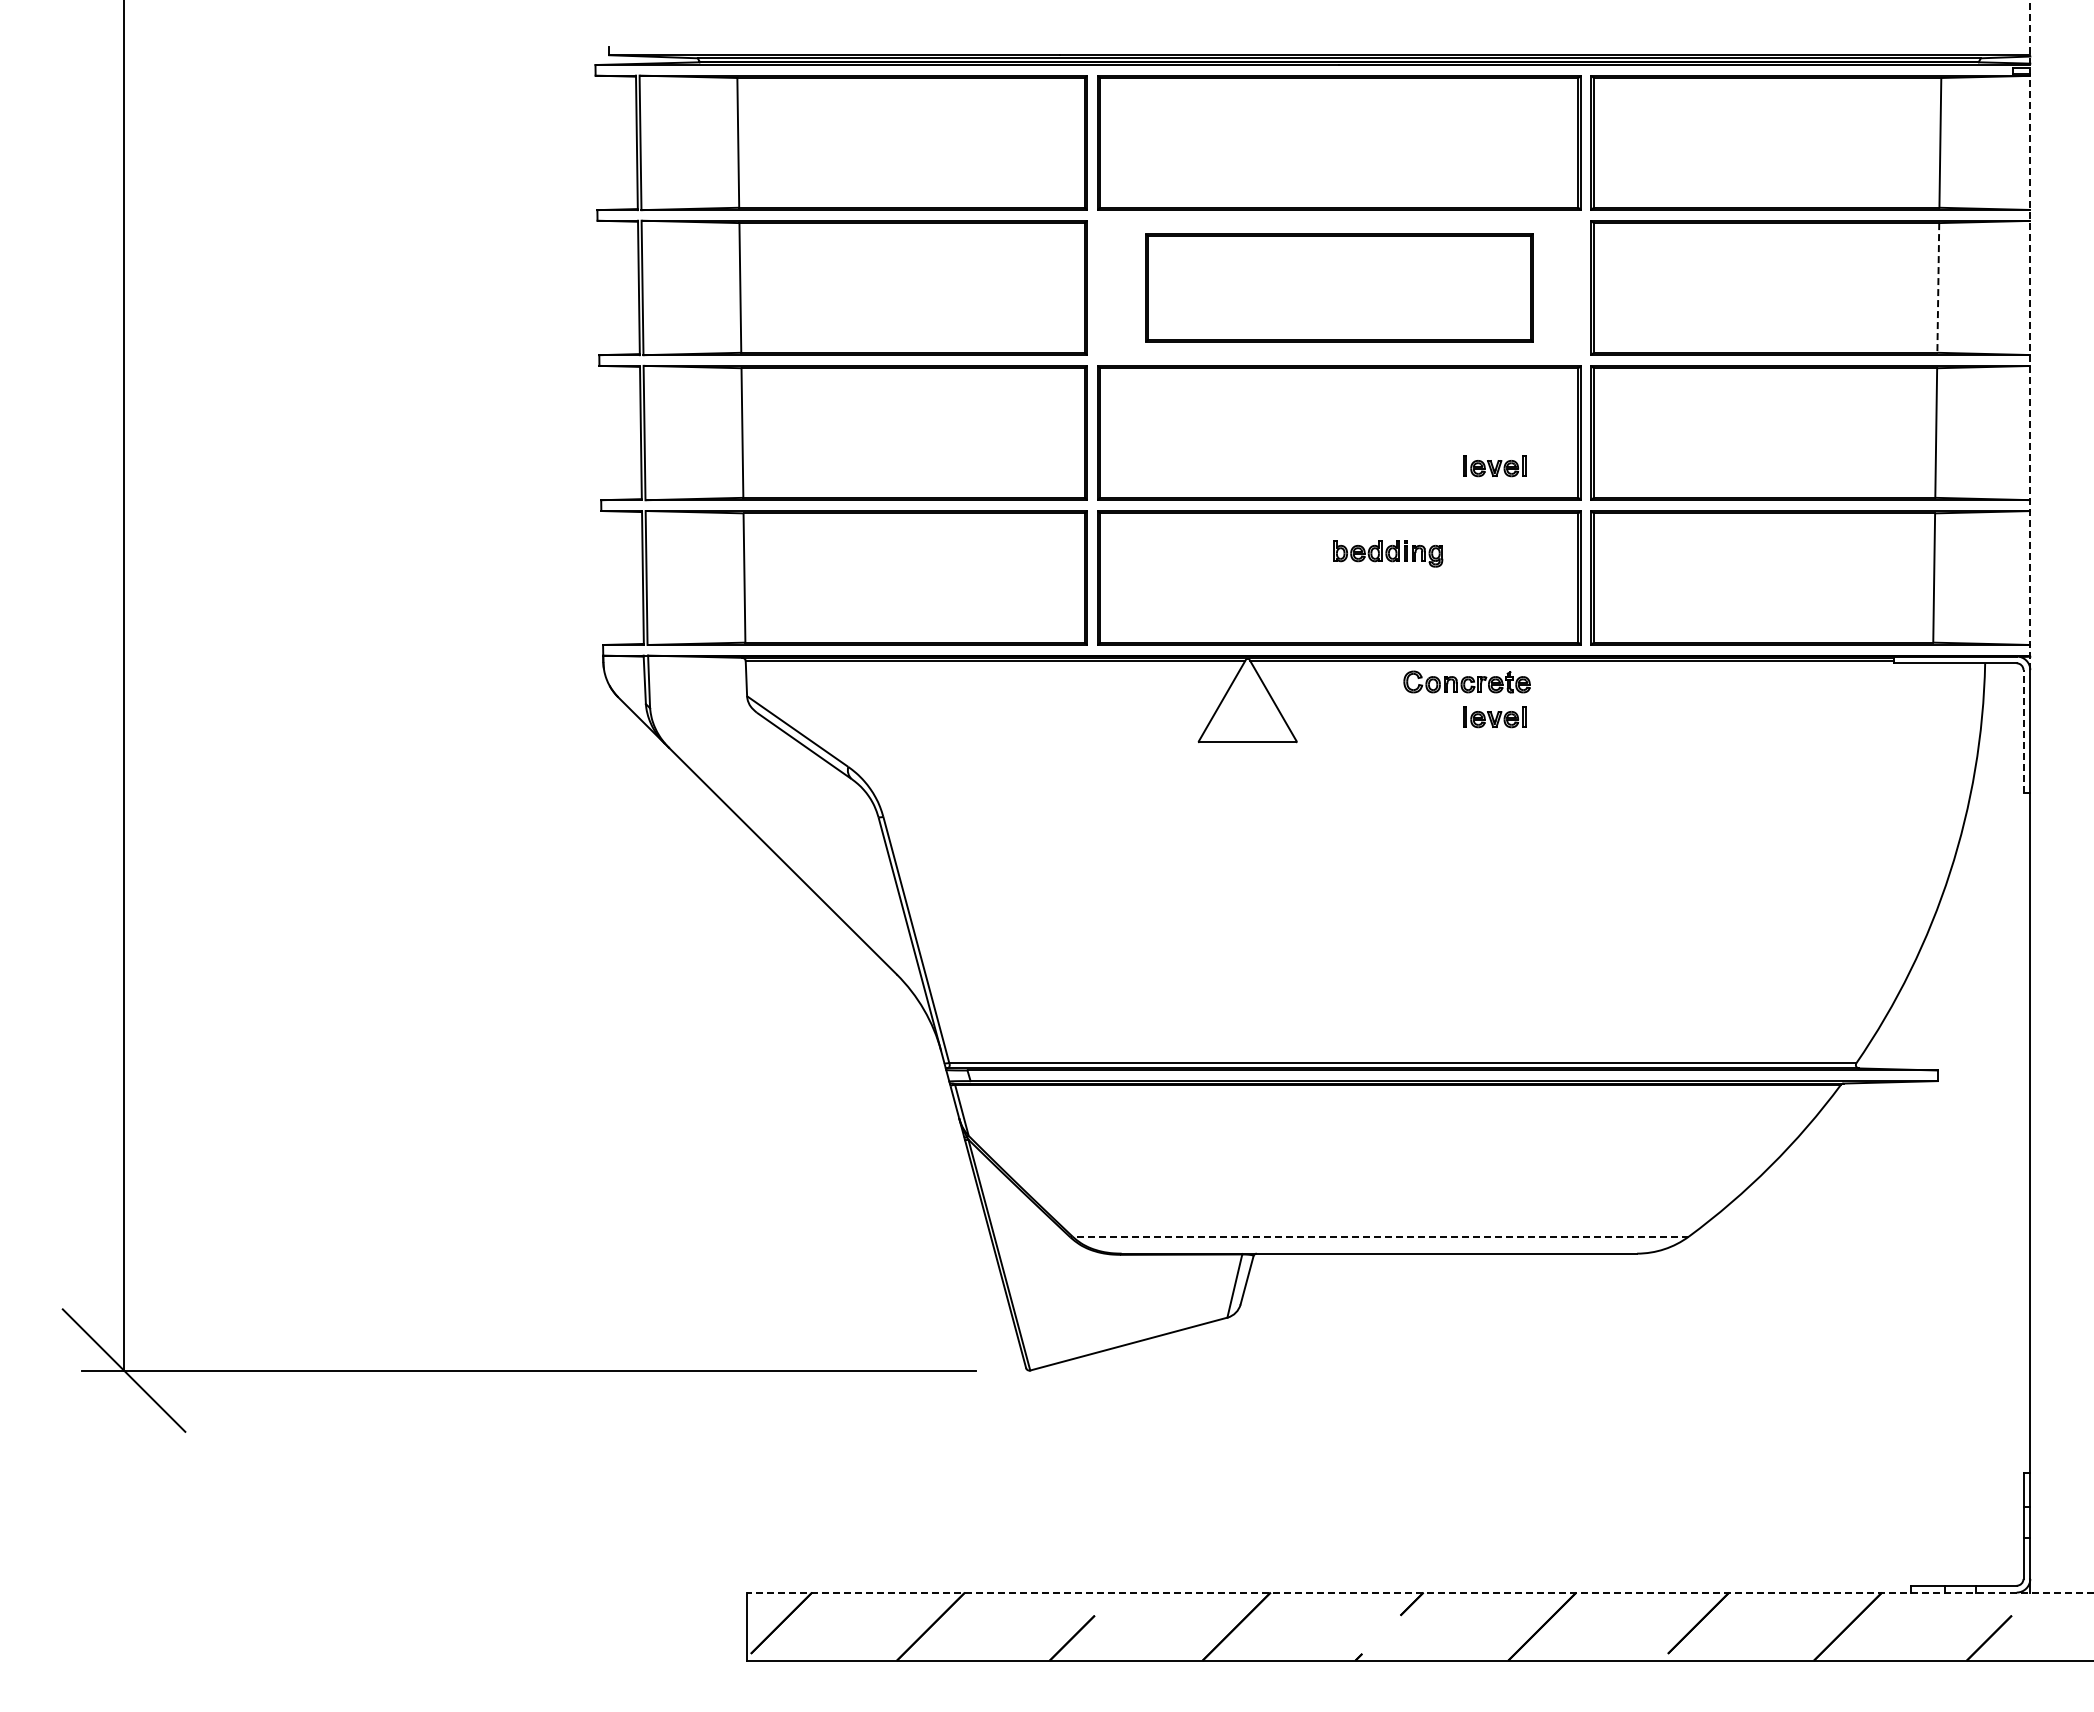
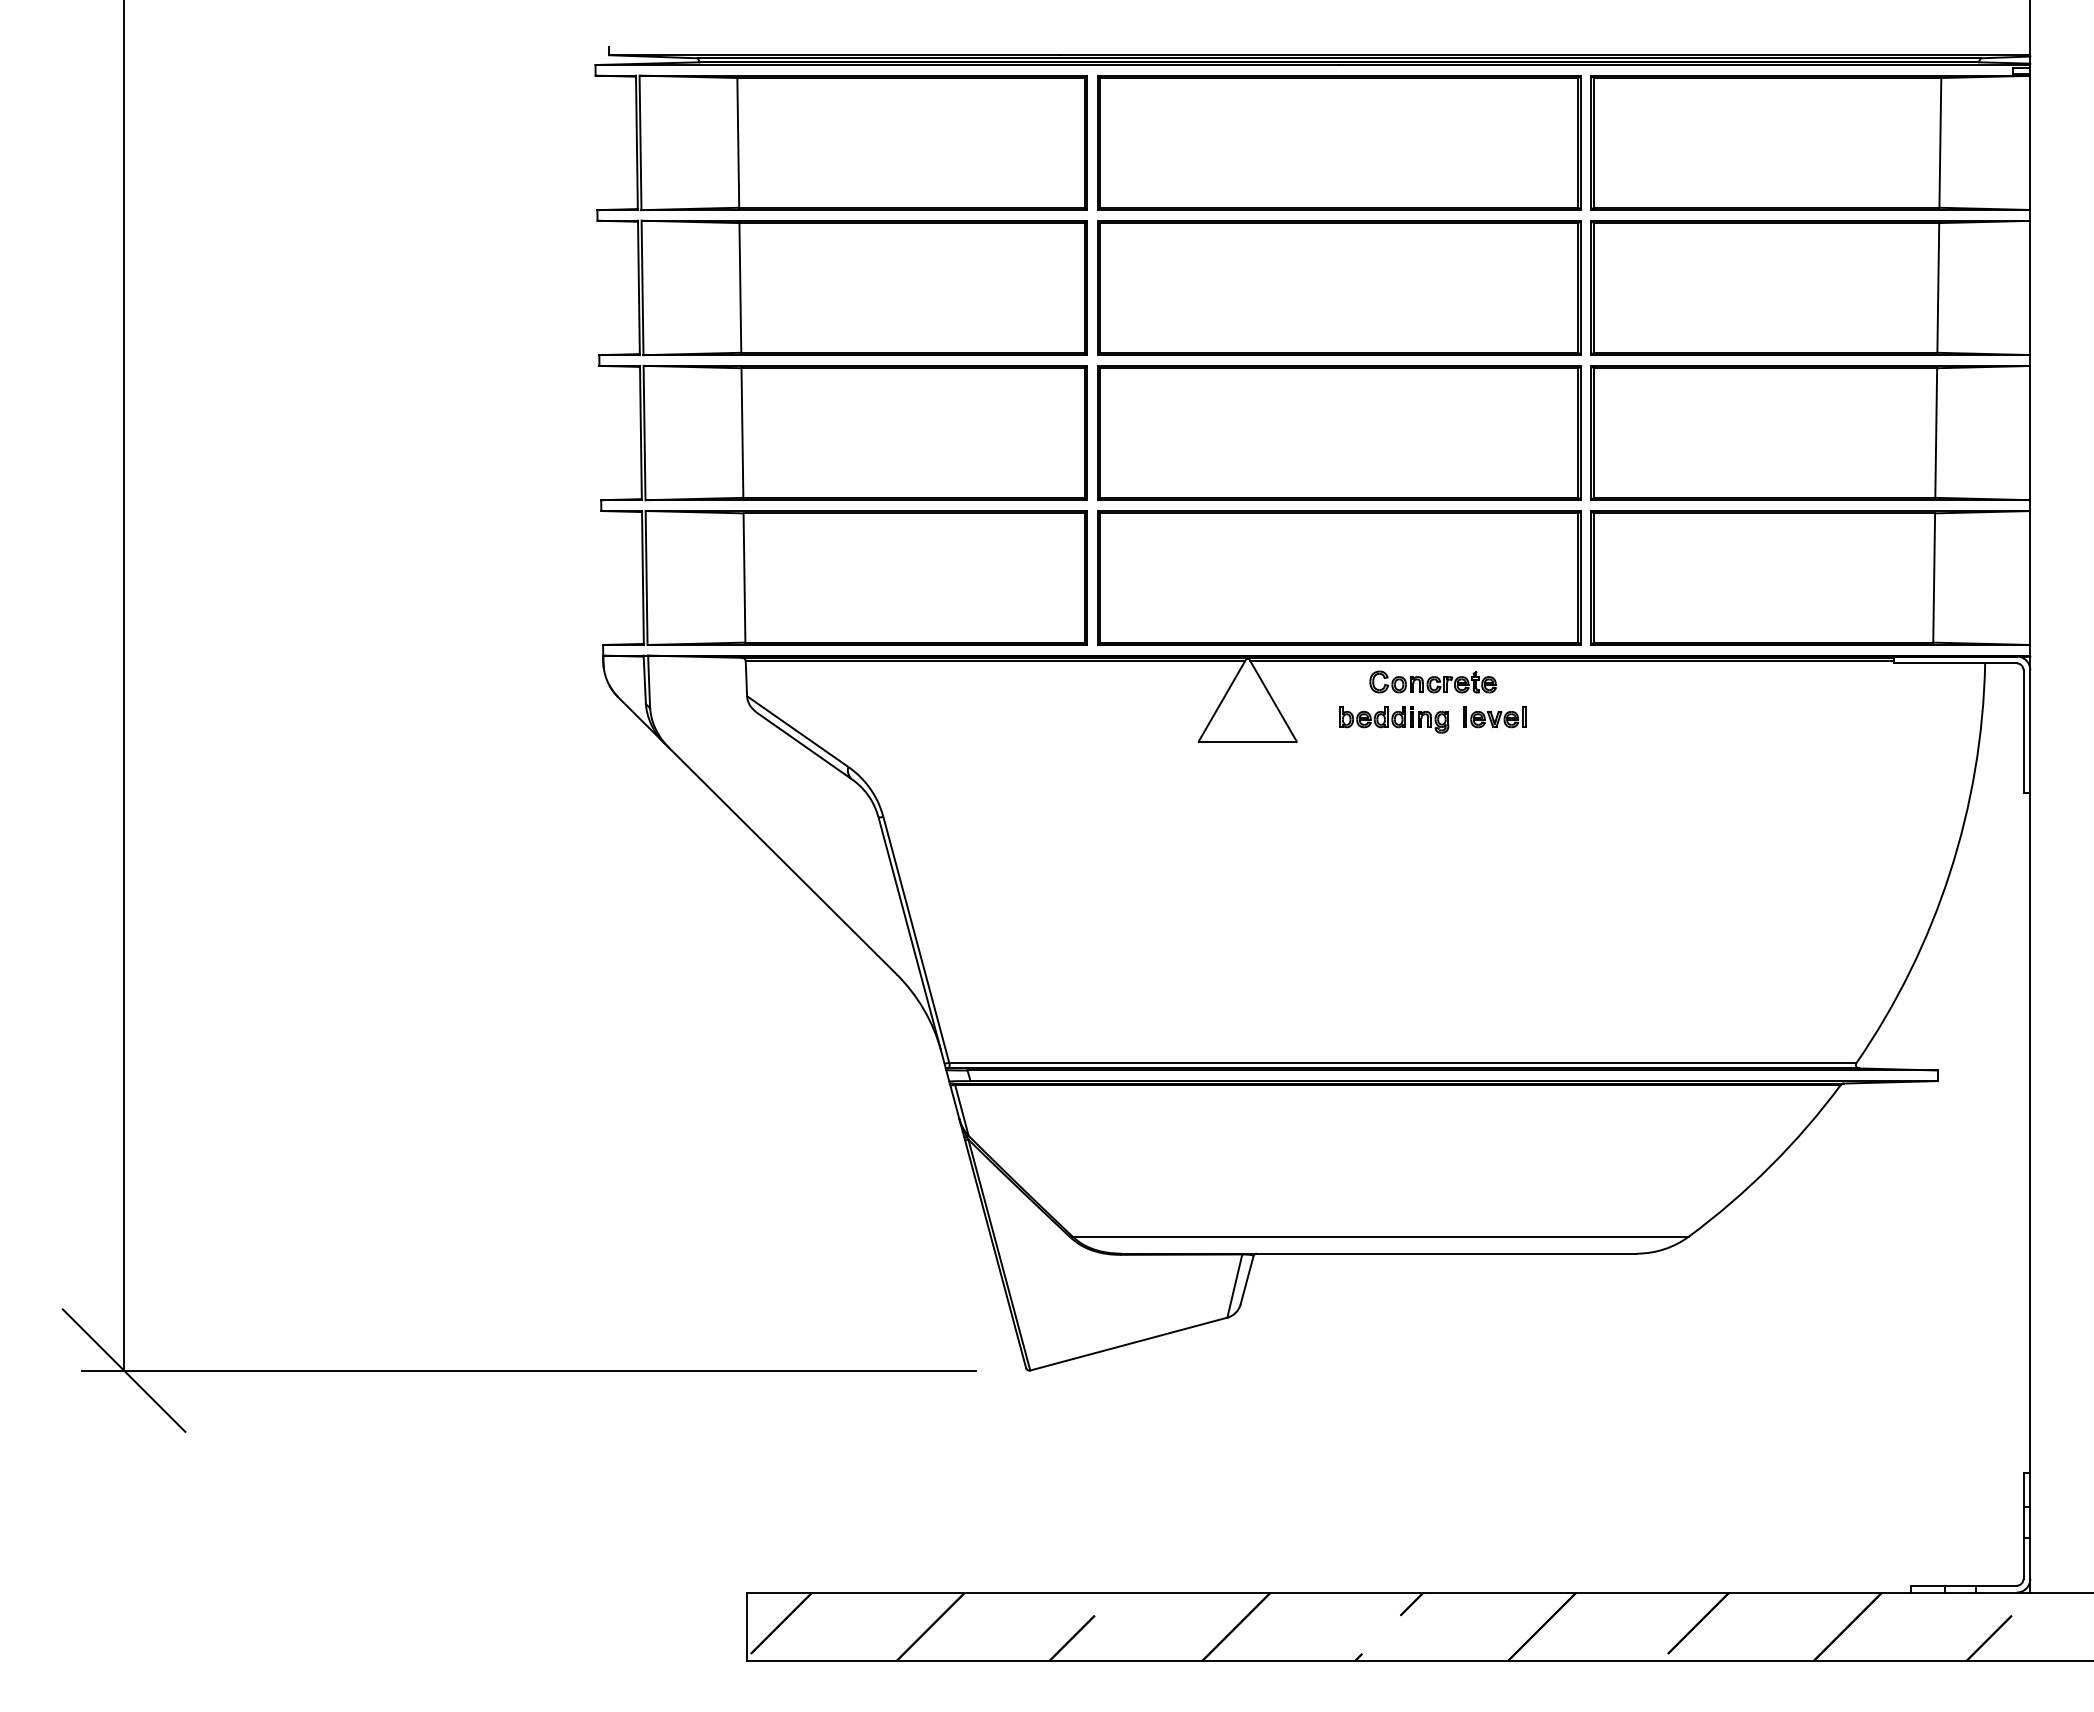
part size: 389x110 px -> 485x136 px (1339, 287)
line: dashed -> solid (1938, 287)
line: dashed -> solid (2030, 335)
part: present -> none (1494, 466)
part position: (1388, 553) -> (1394, 719) (1394, 719)
part position: (1466, 681) -> (1432, 681) (1432, 681)
line: dashed -> solid (2023, 730)
line: dashed -> solid (1380, 1236)
line: dashed -> solid (1420, 1592)
